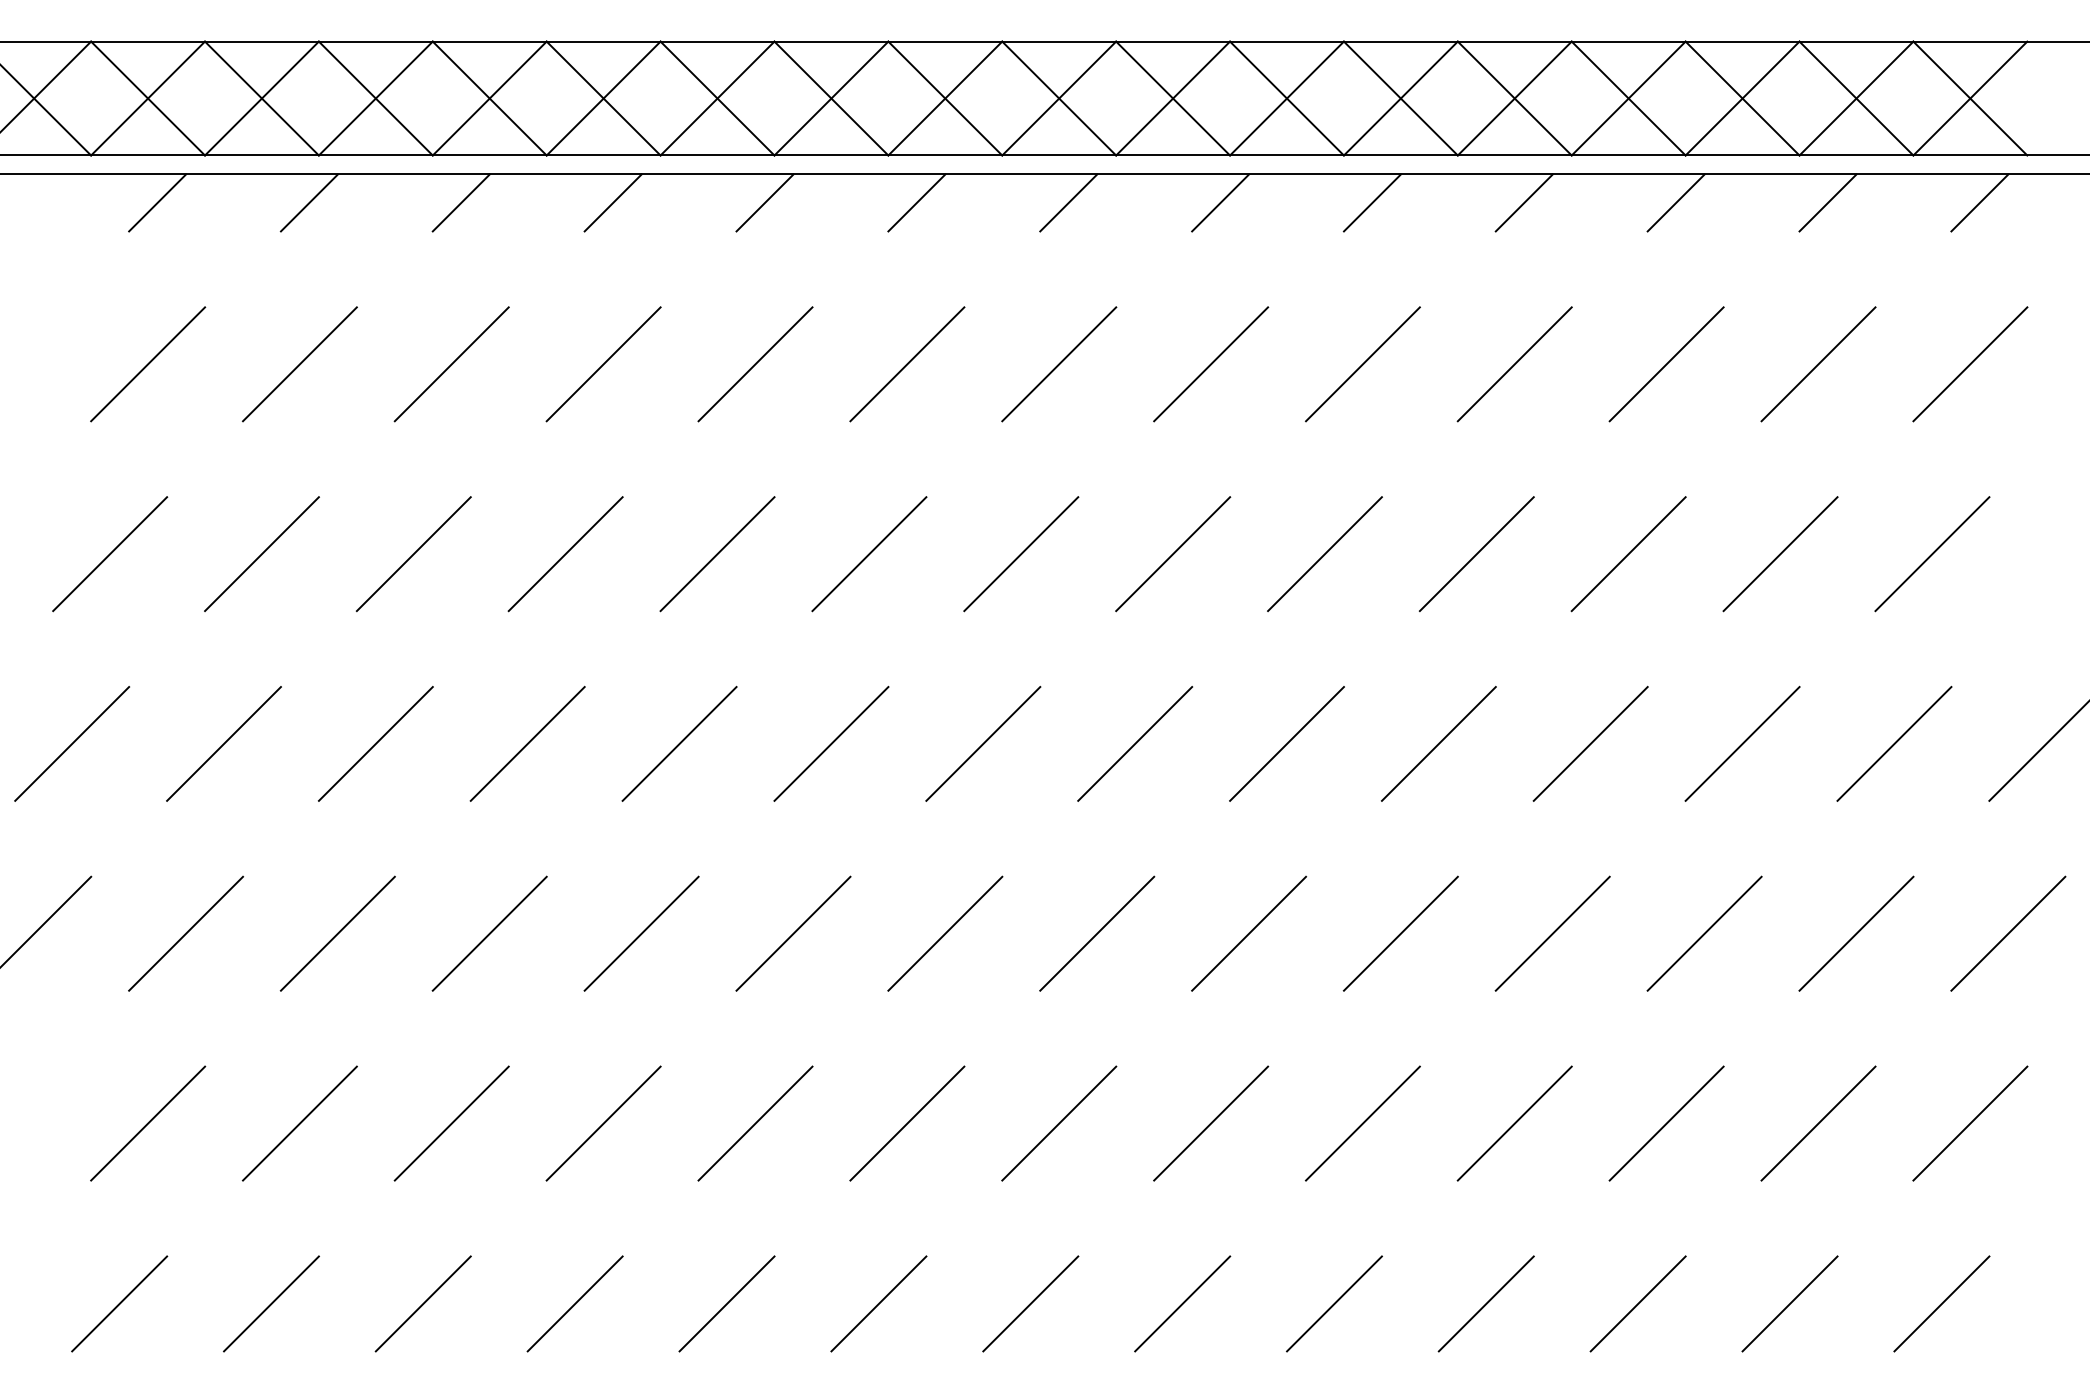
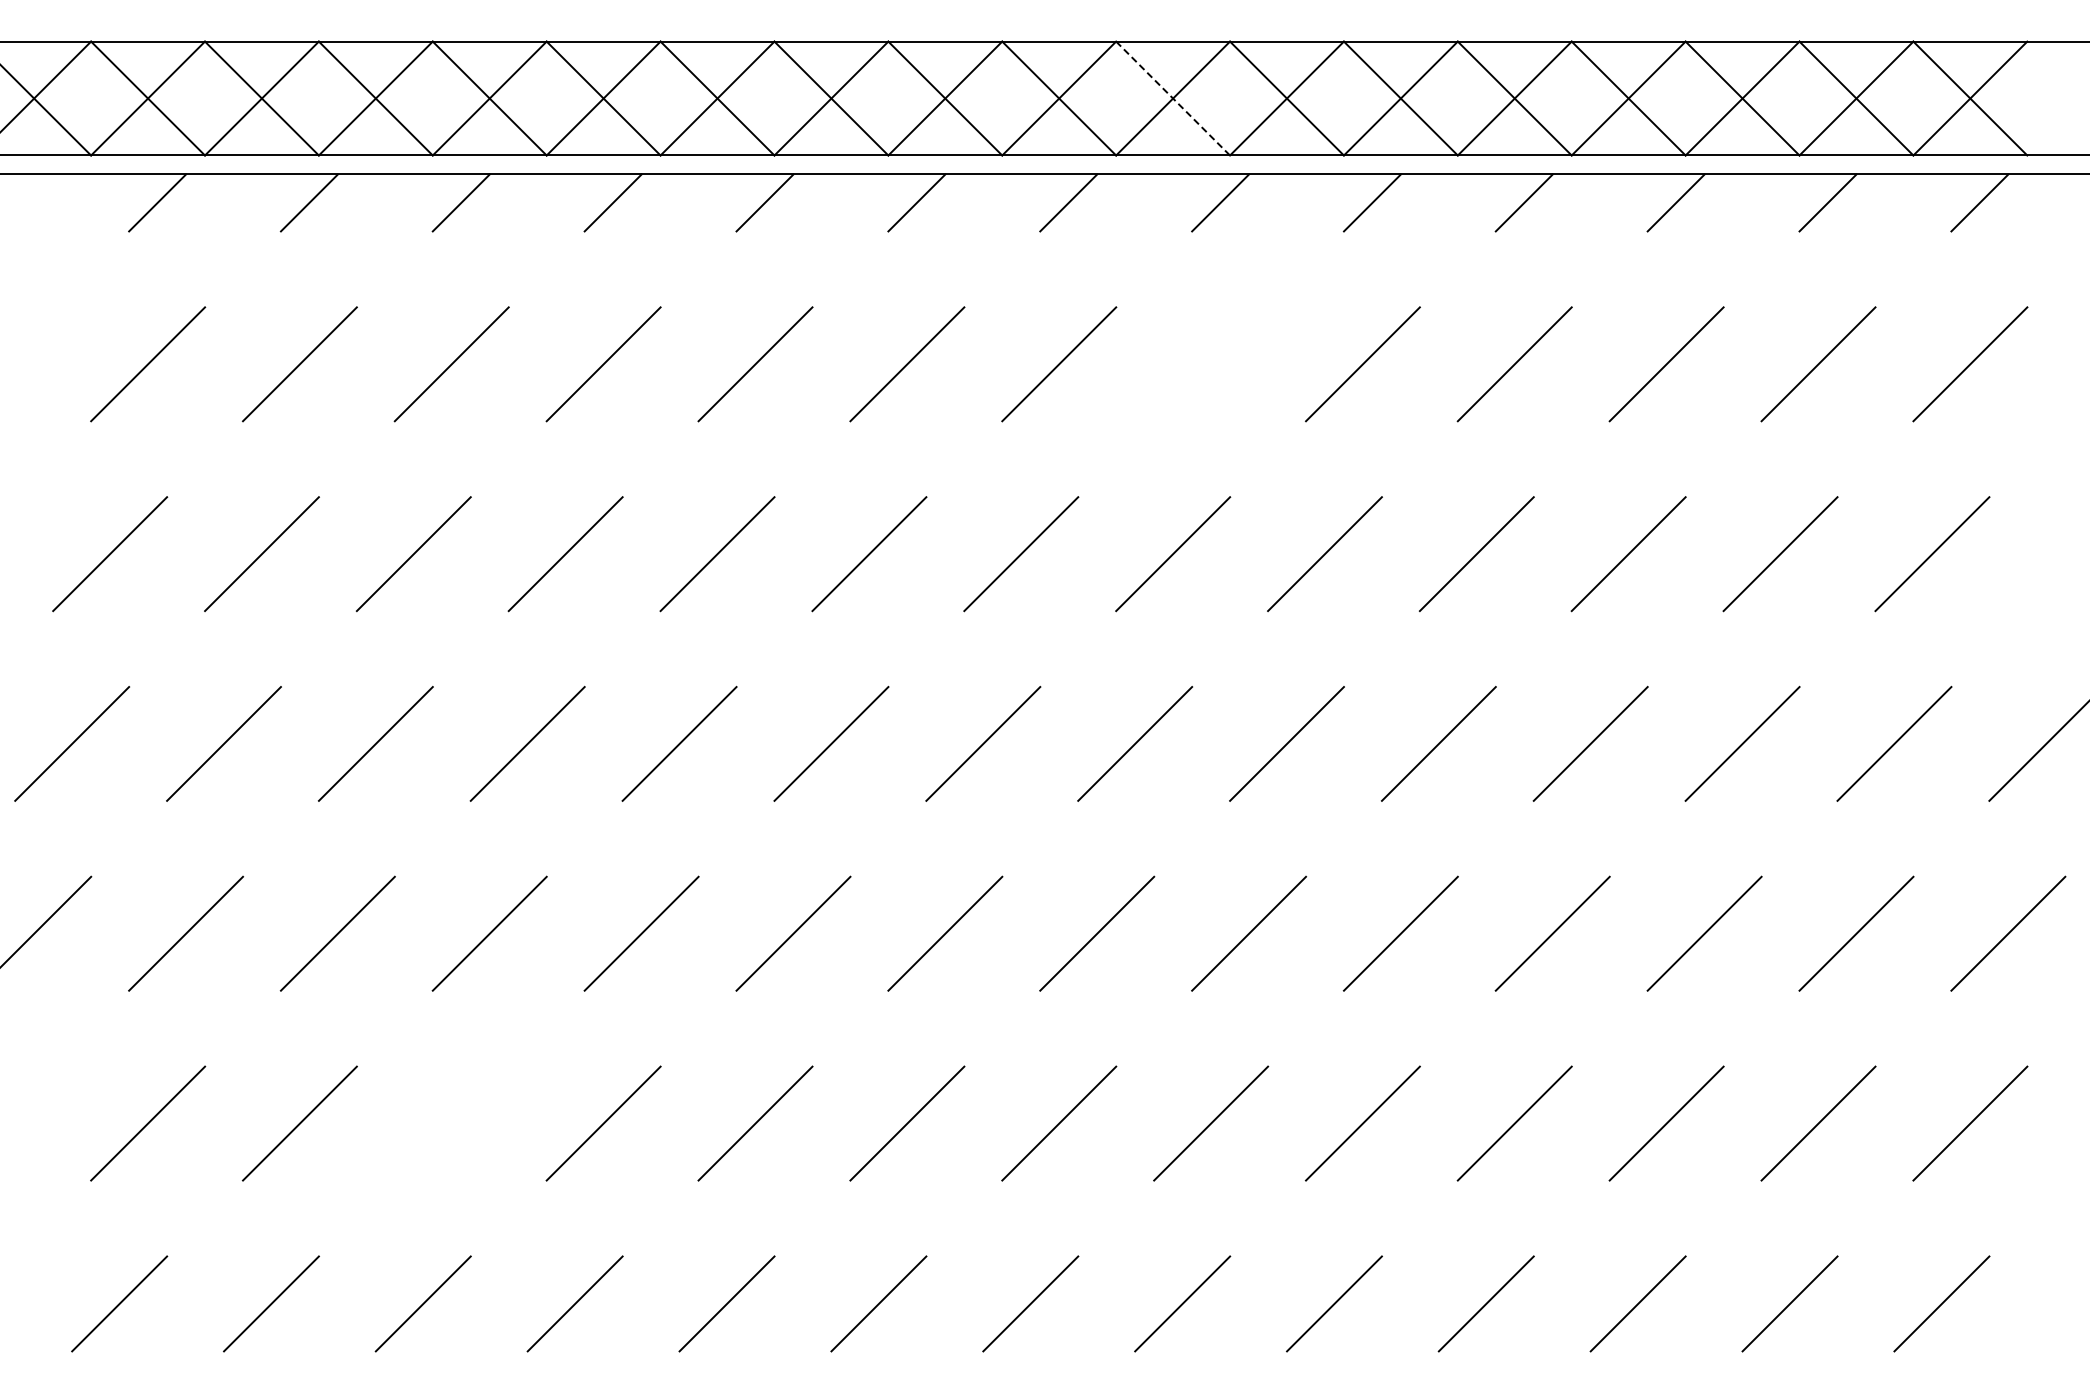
line: solid -> dashed (1173, 98)
line: present -> none (1211, 364)
line: present -> none (451, 1123)
